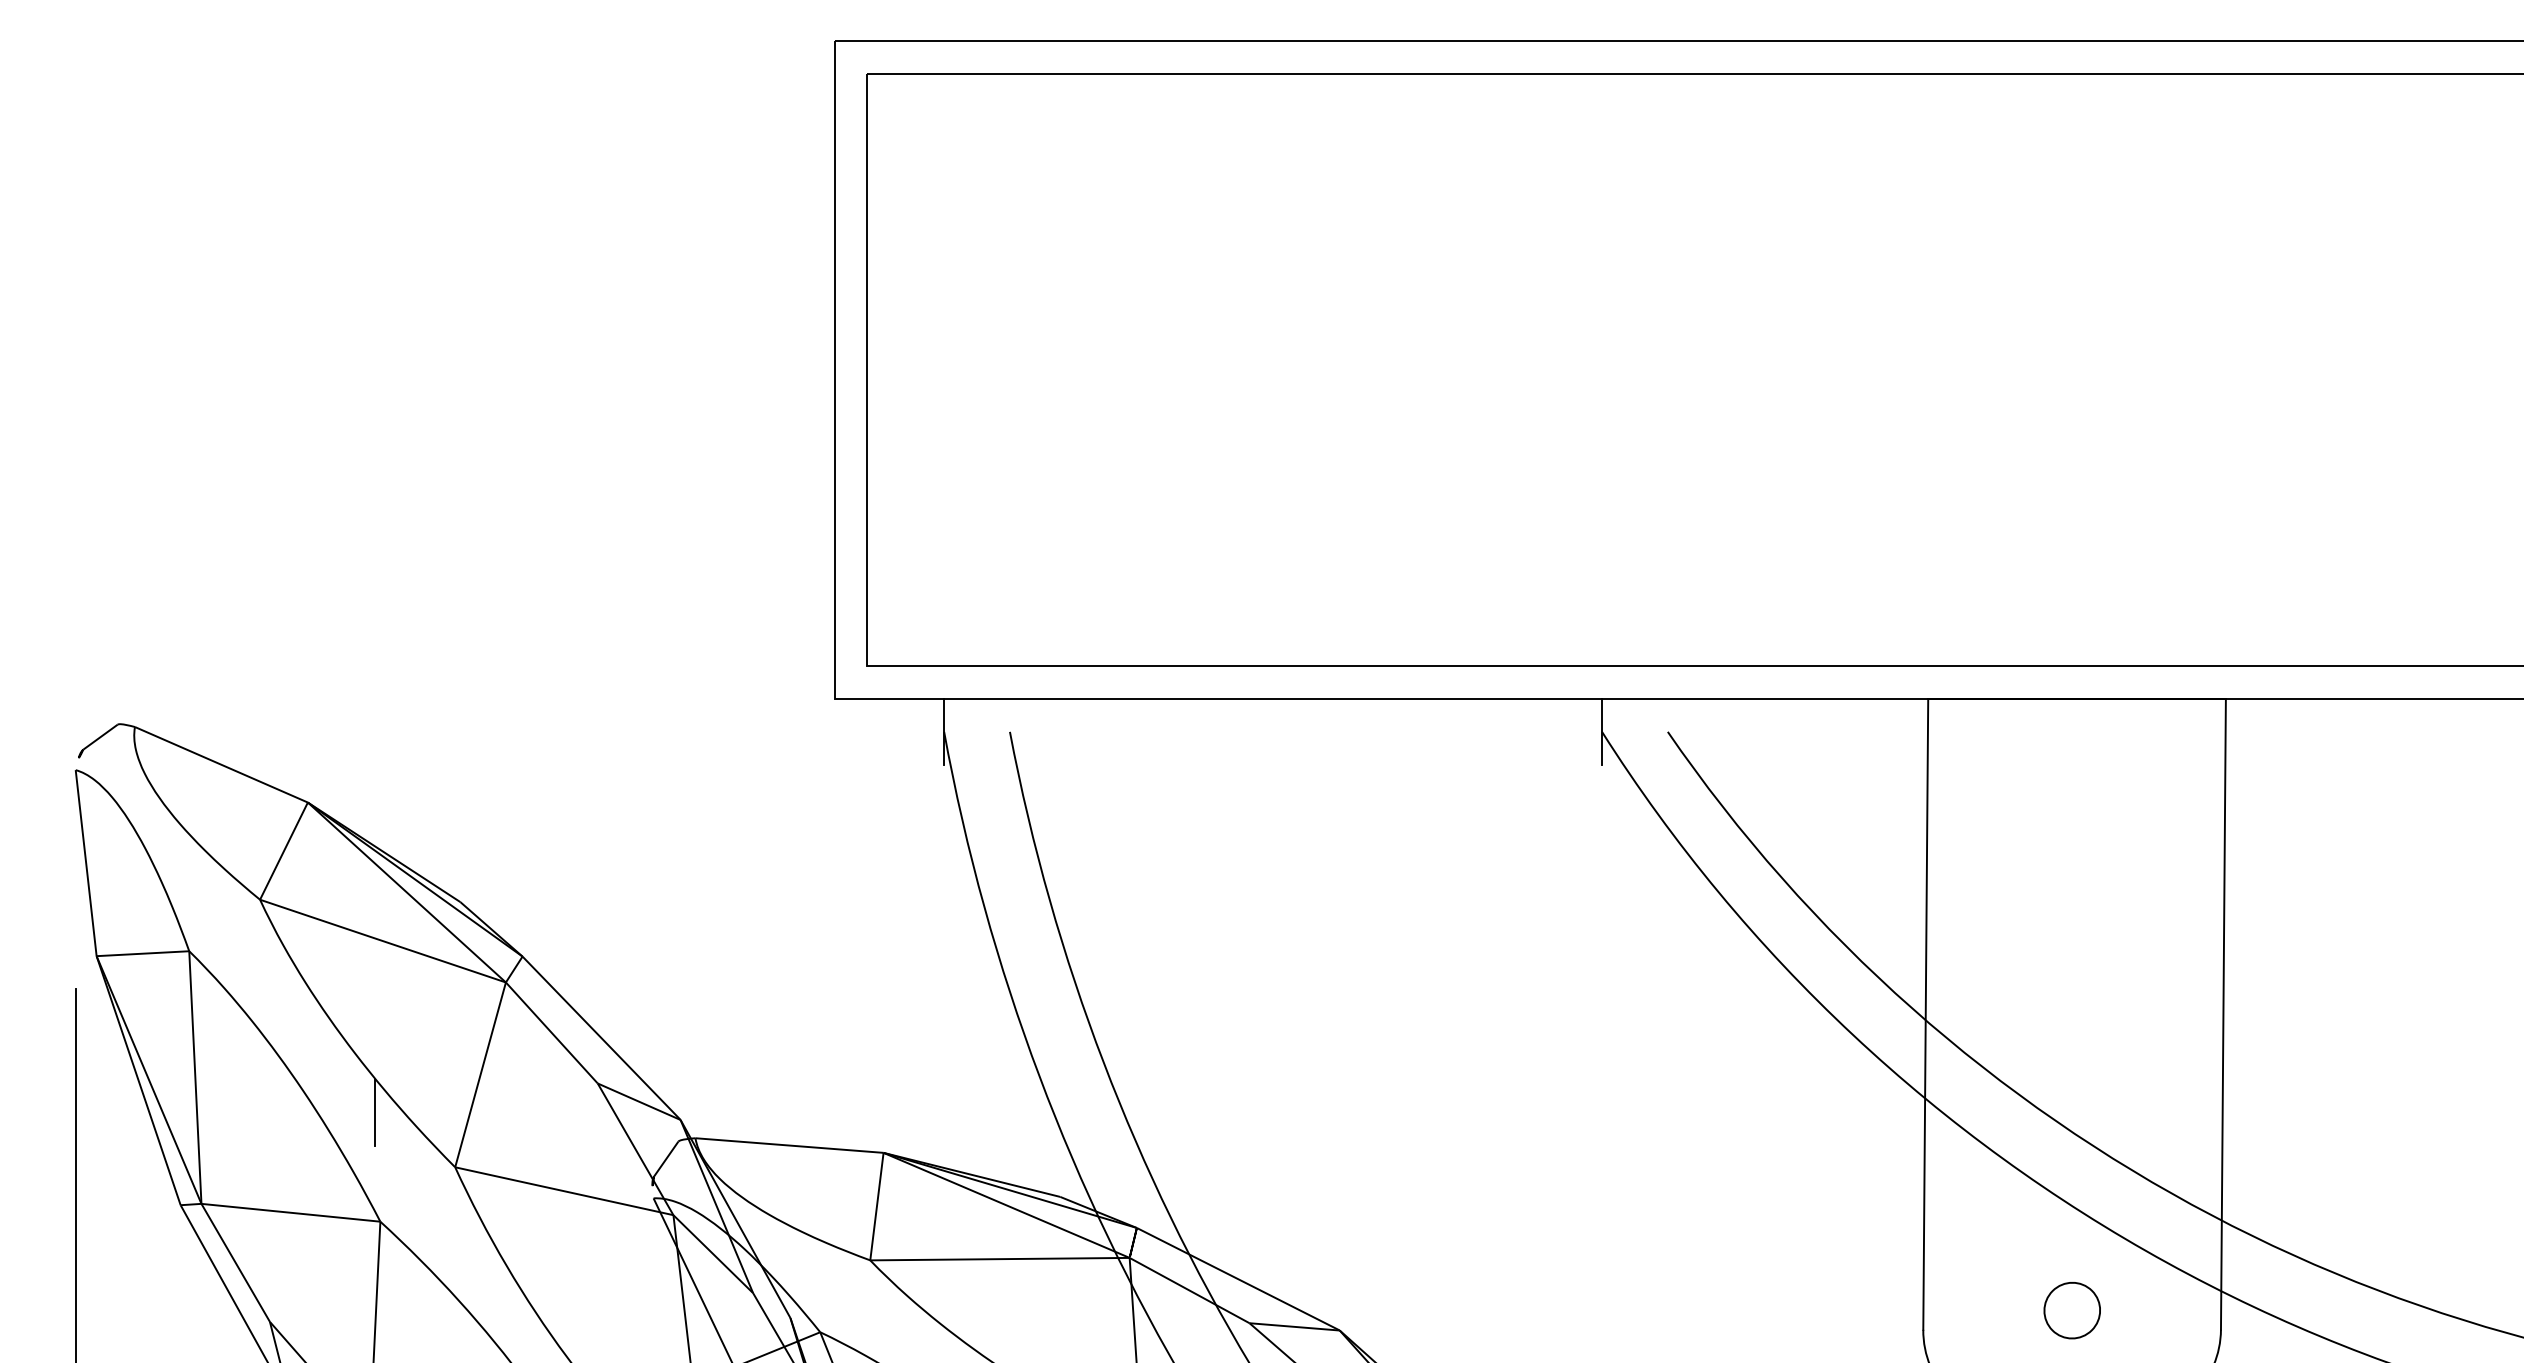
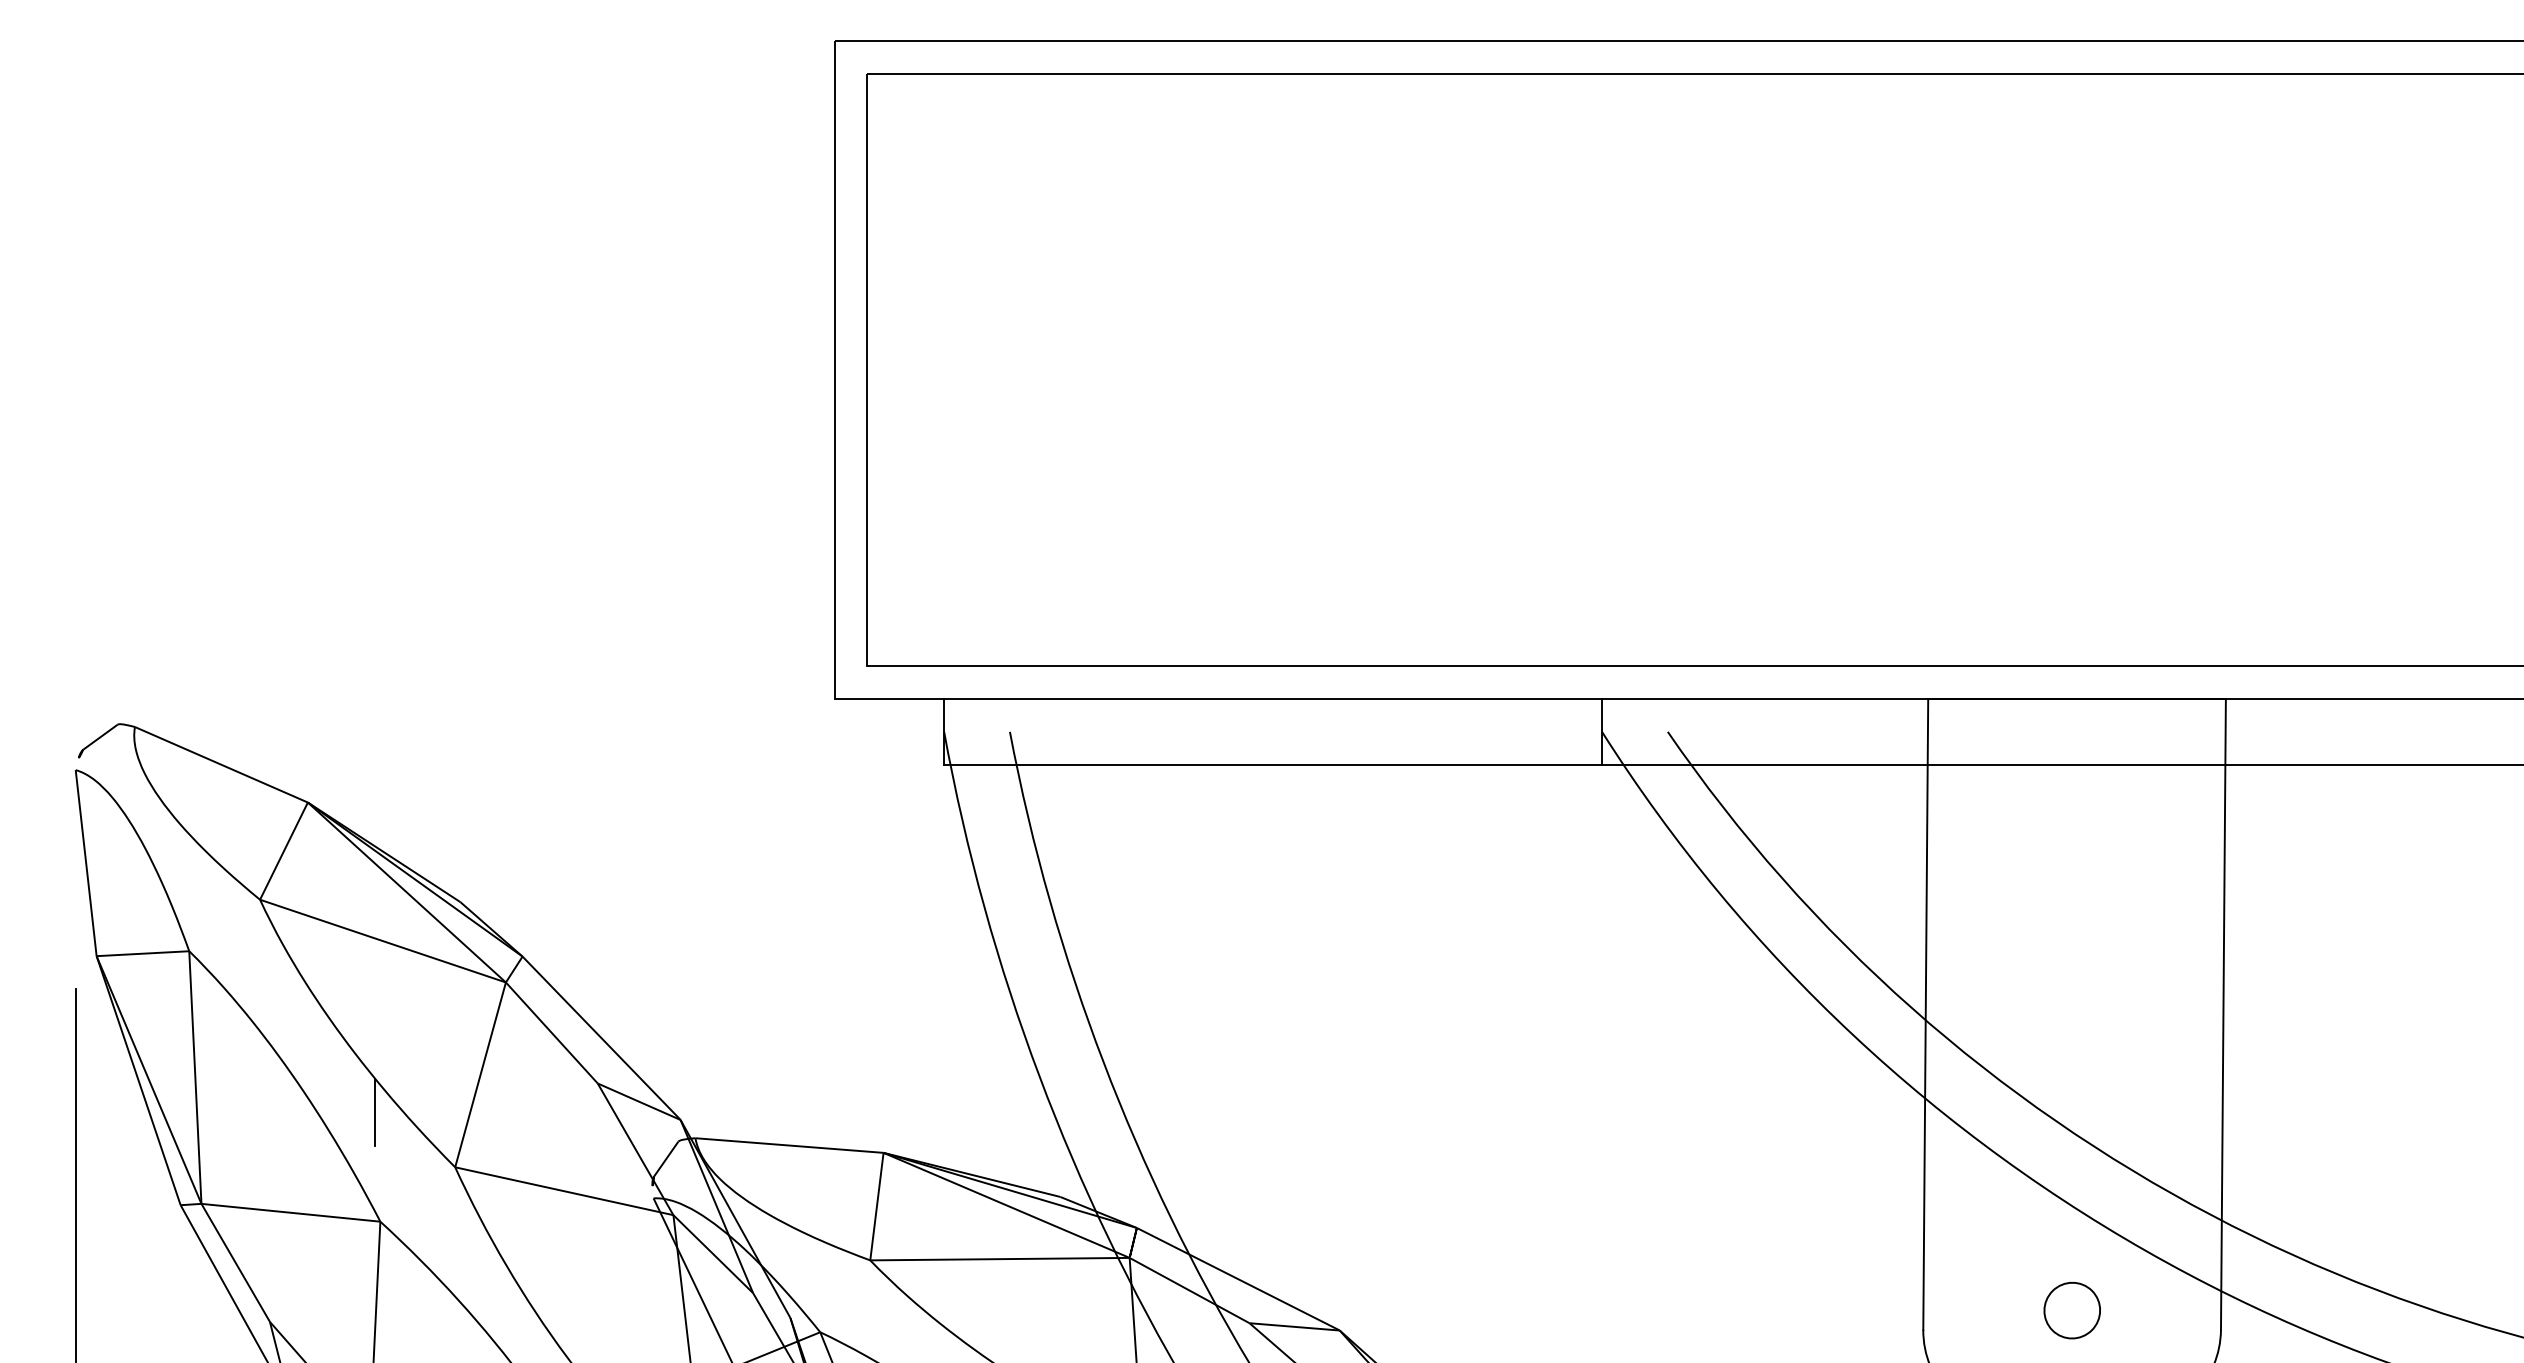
line: none -> present (1732, 764)
